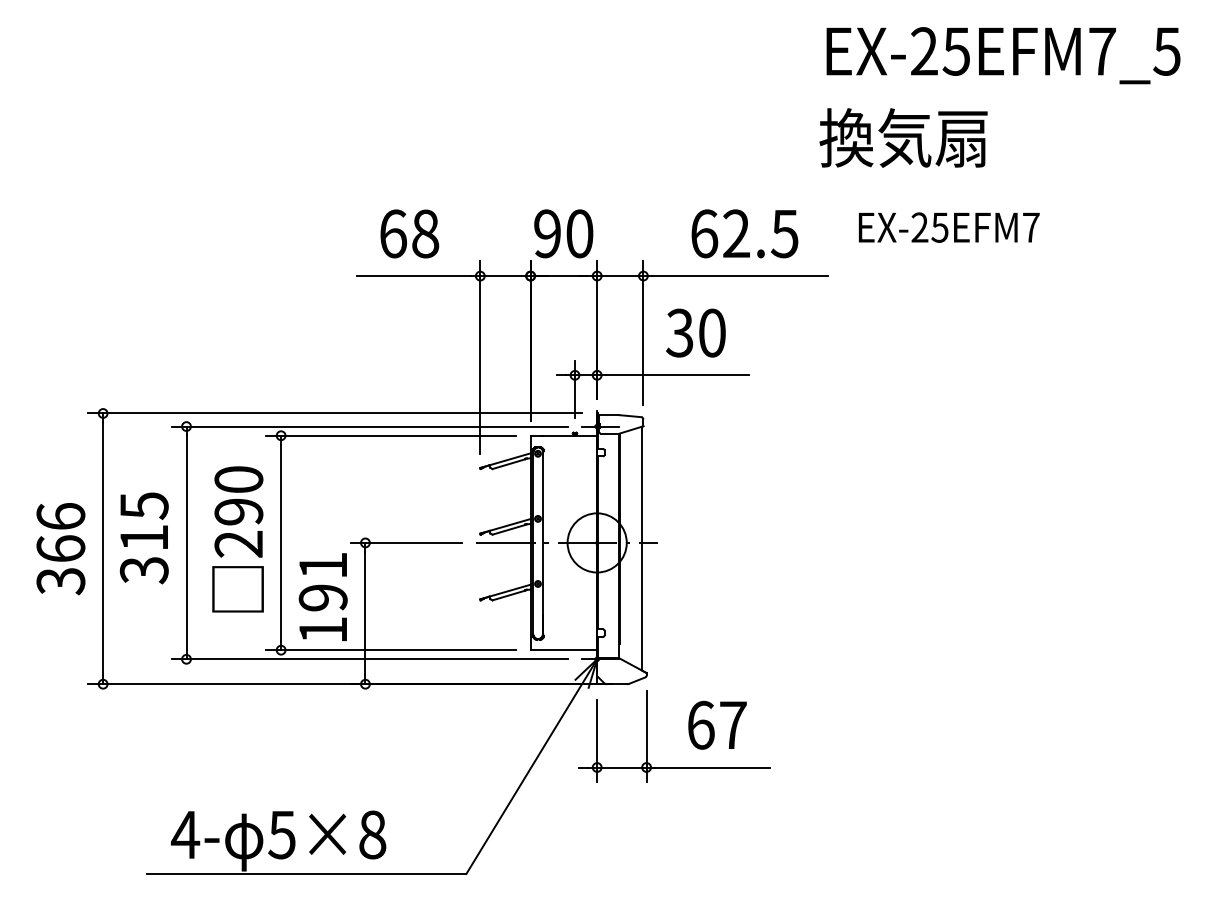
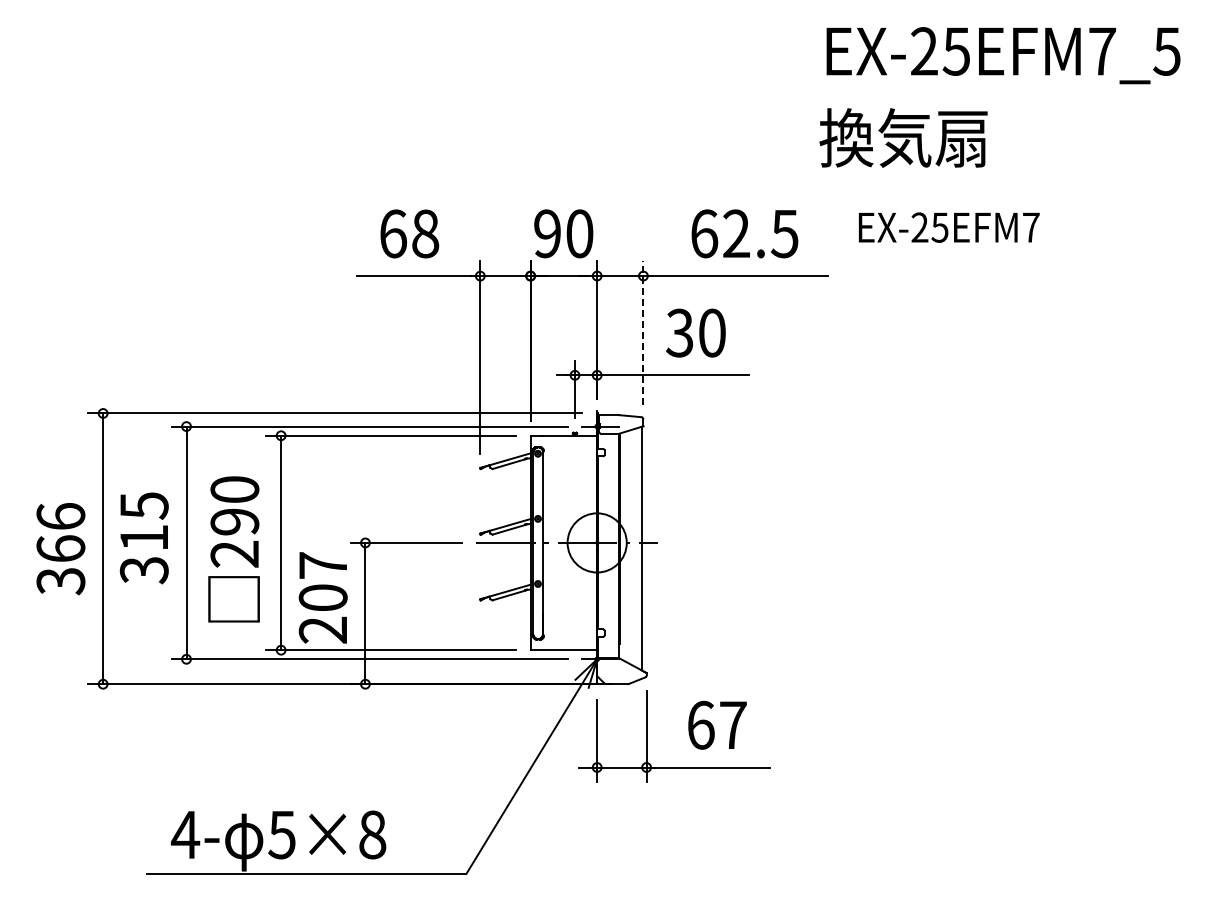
line: solid -> dashed (643, 332)
text position: (237, 539) -> (233, 549) (233, 549)
text: 191 -> 207 (322, 597)
